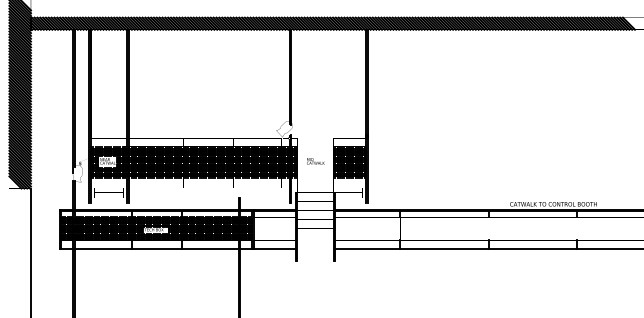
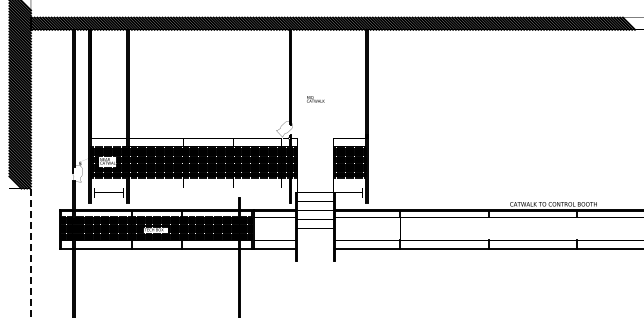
text position: (315, 161) -> (315, 99) (315, 99)
line: solid -> dashed (30, 253)
